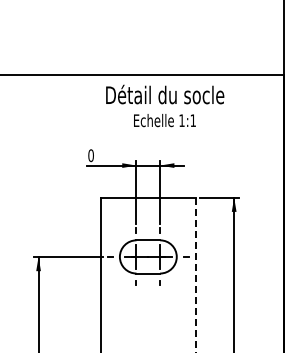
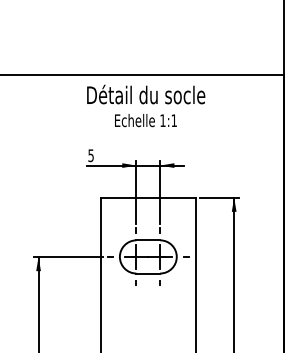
text position: (165, 105) -> (146, 105) (146, 105)
text: 0 -> 5 (90, 155)
line: dashed -> solid (195, 275)
